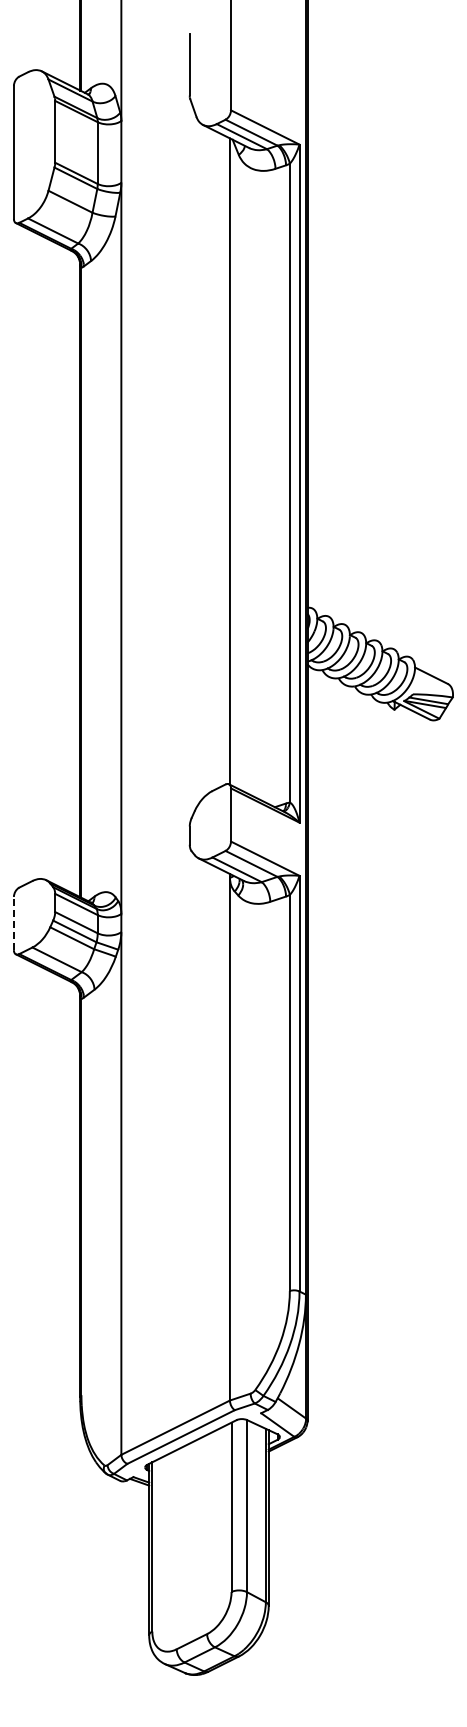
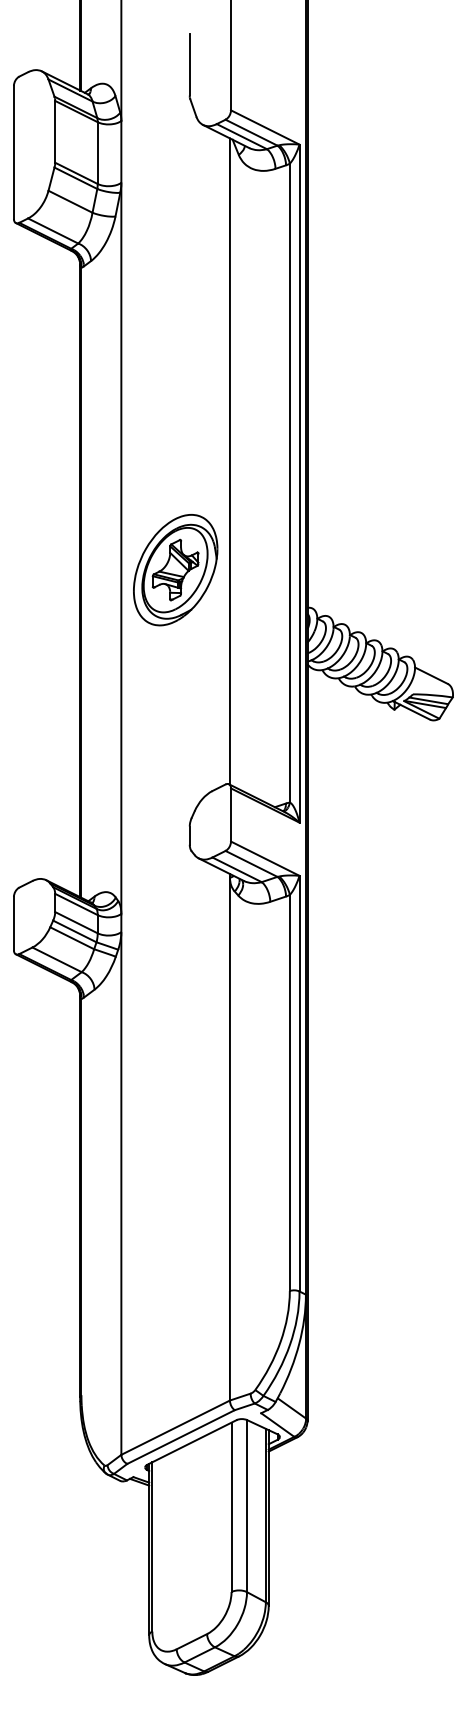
part: none -> present (175, 570)
line: dashed -> solid (13, 923)
